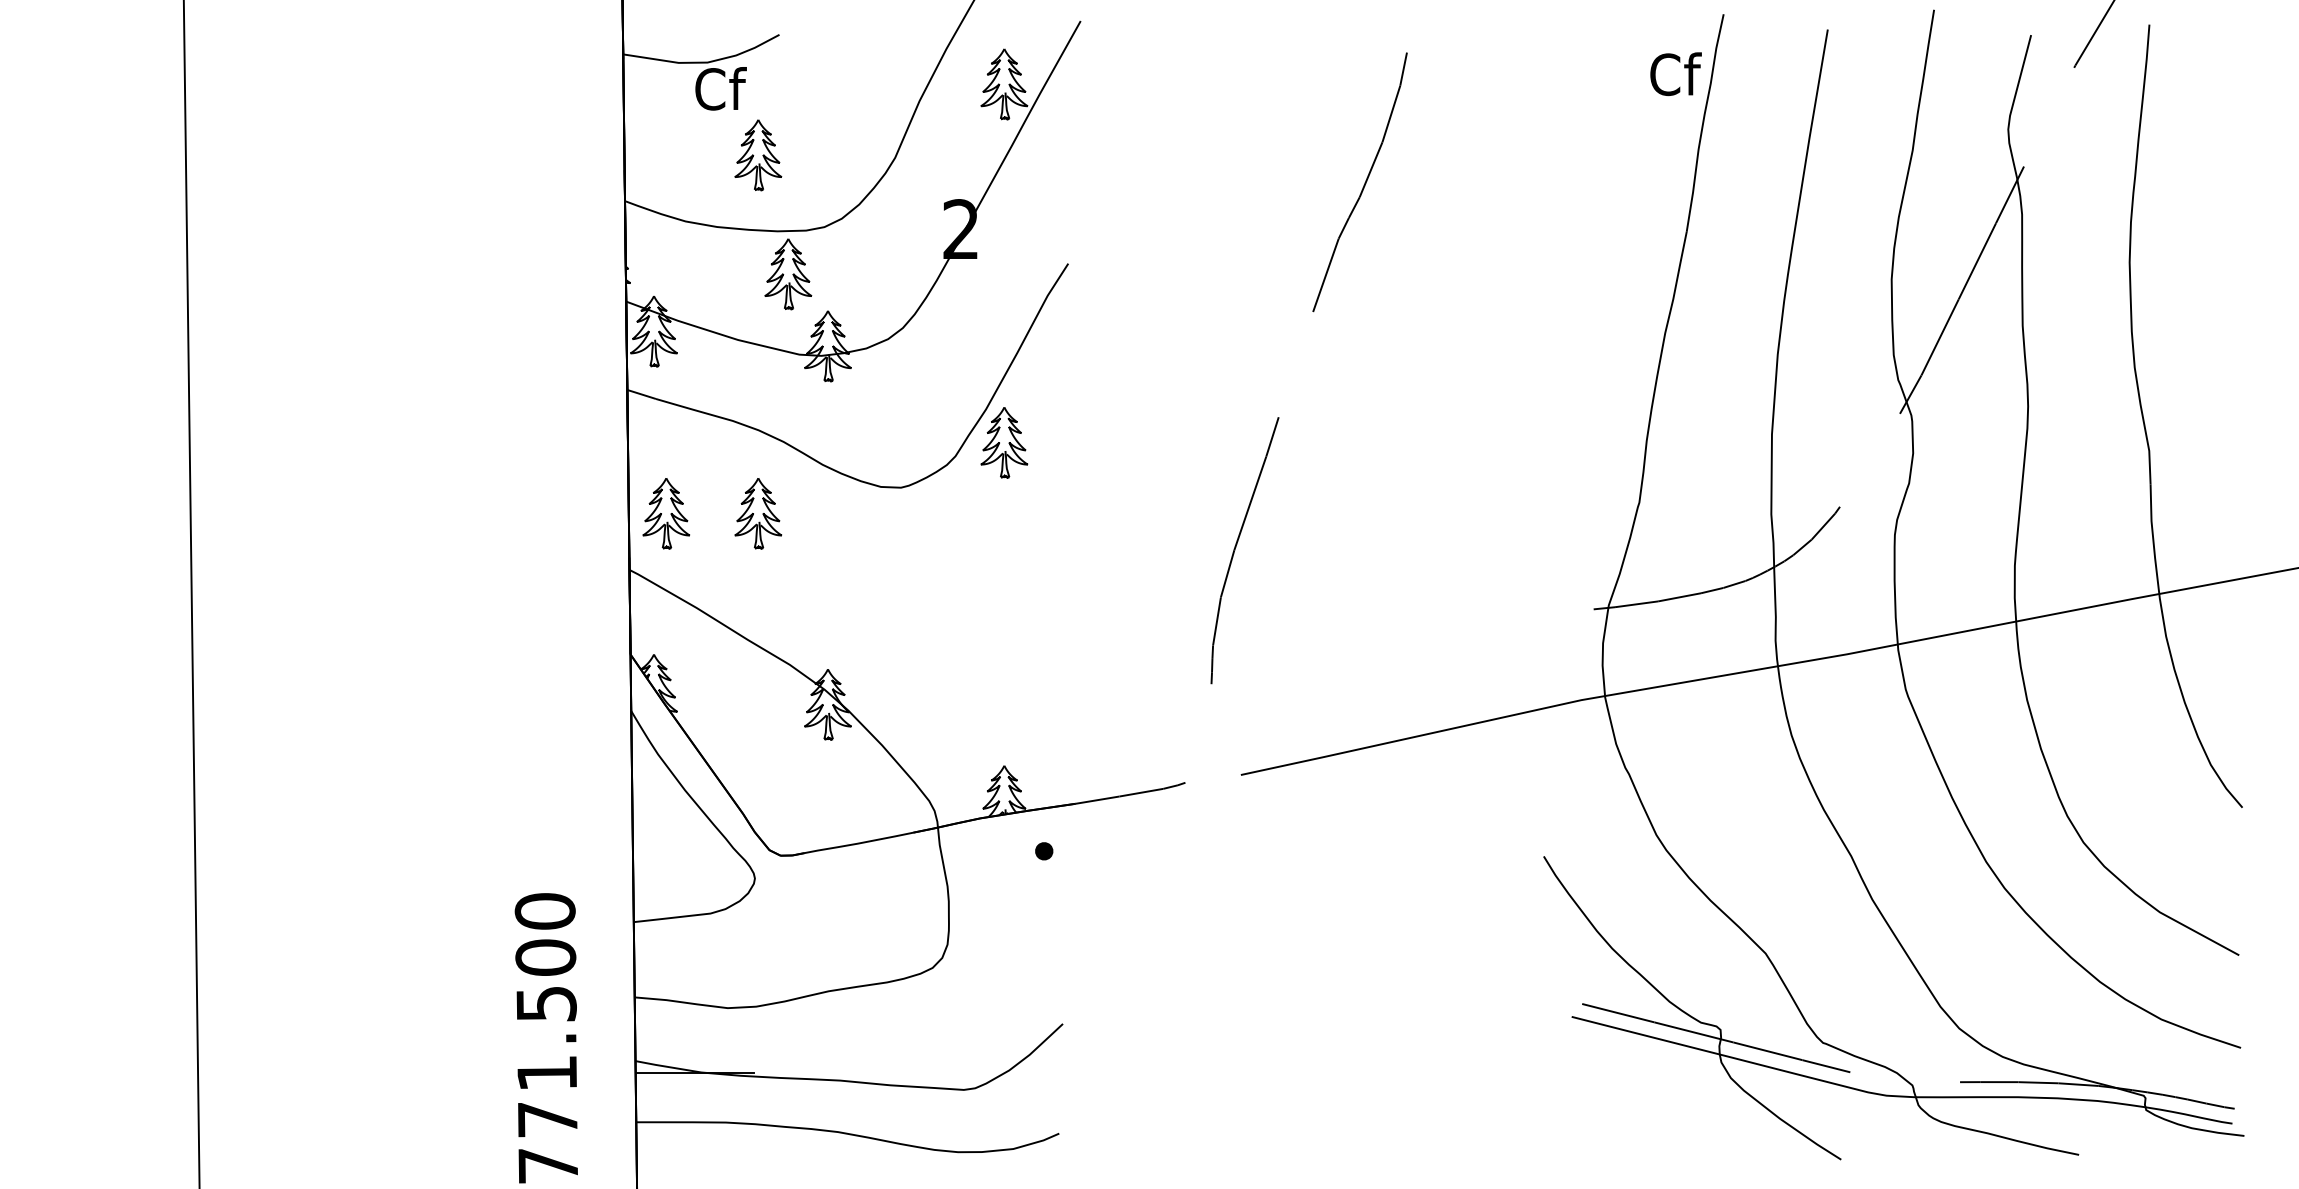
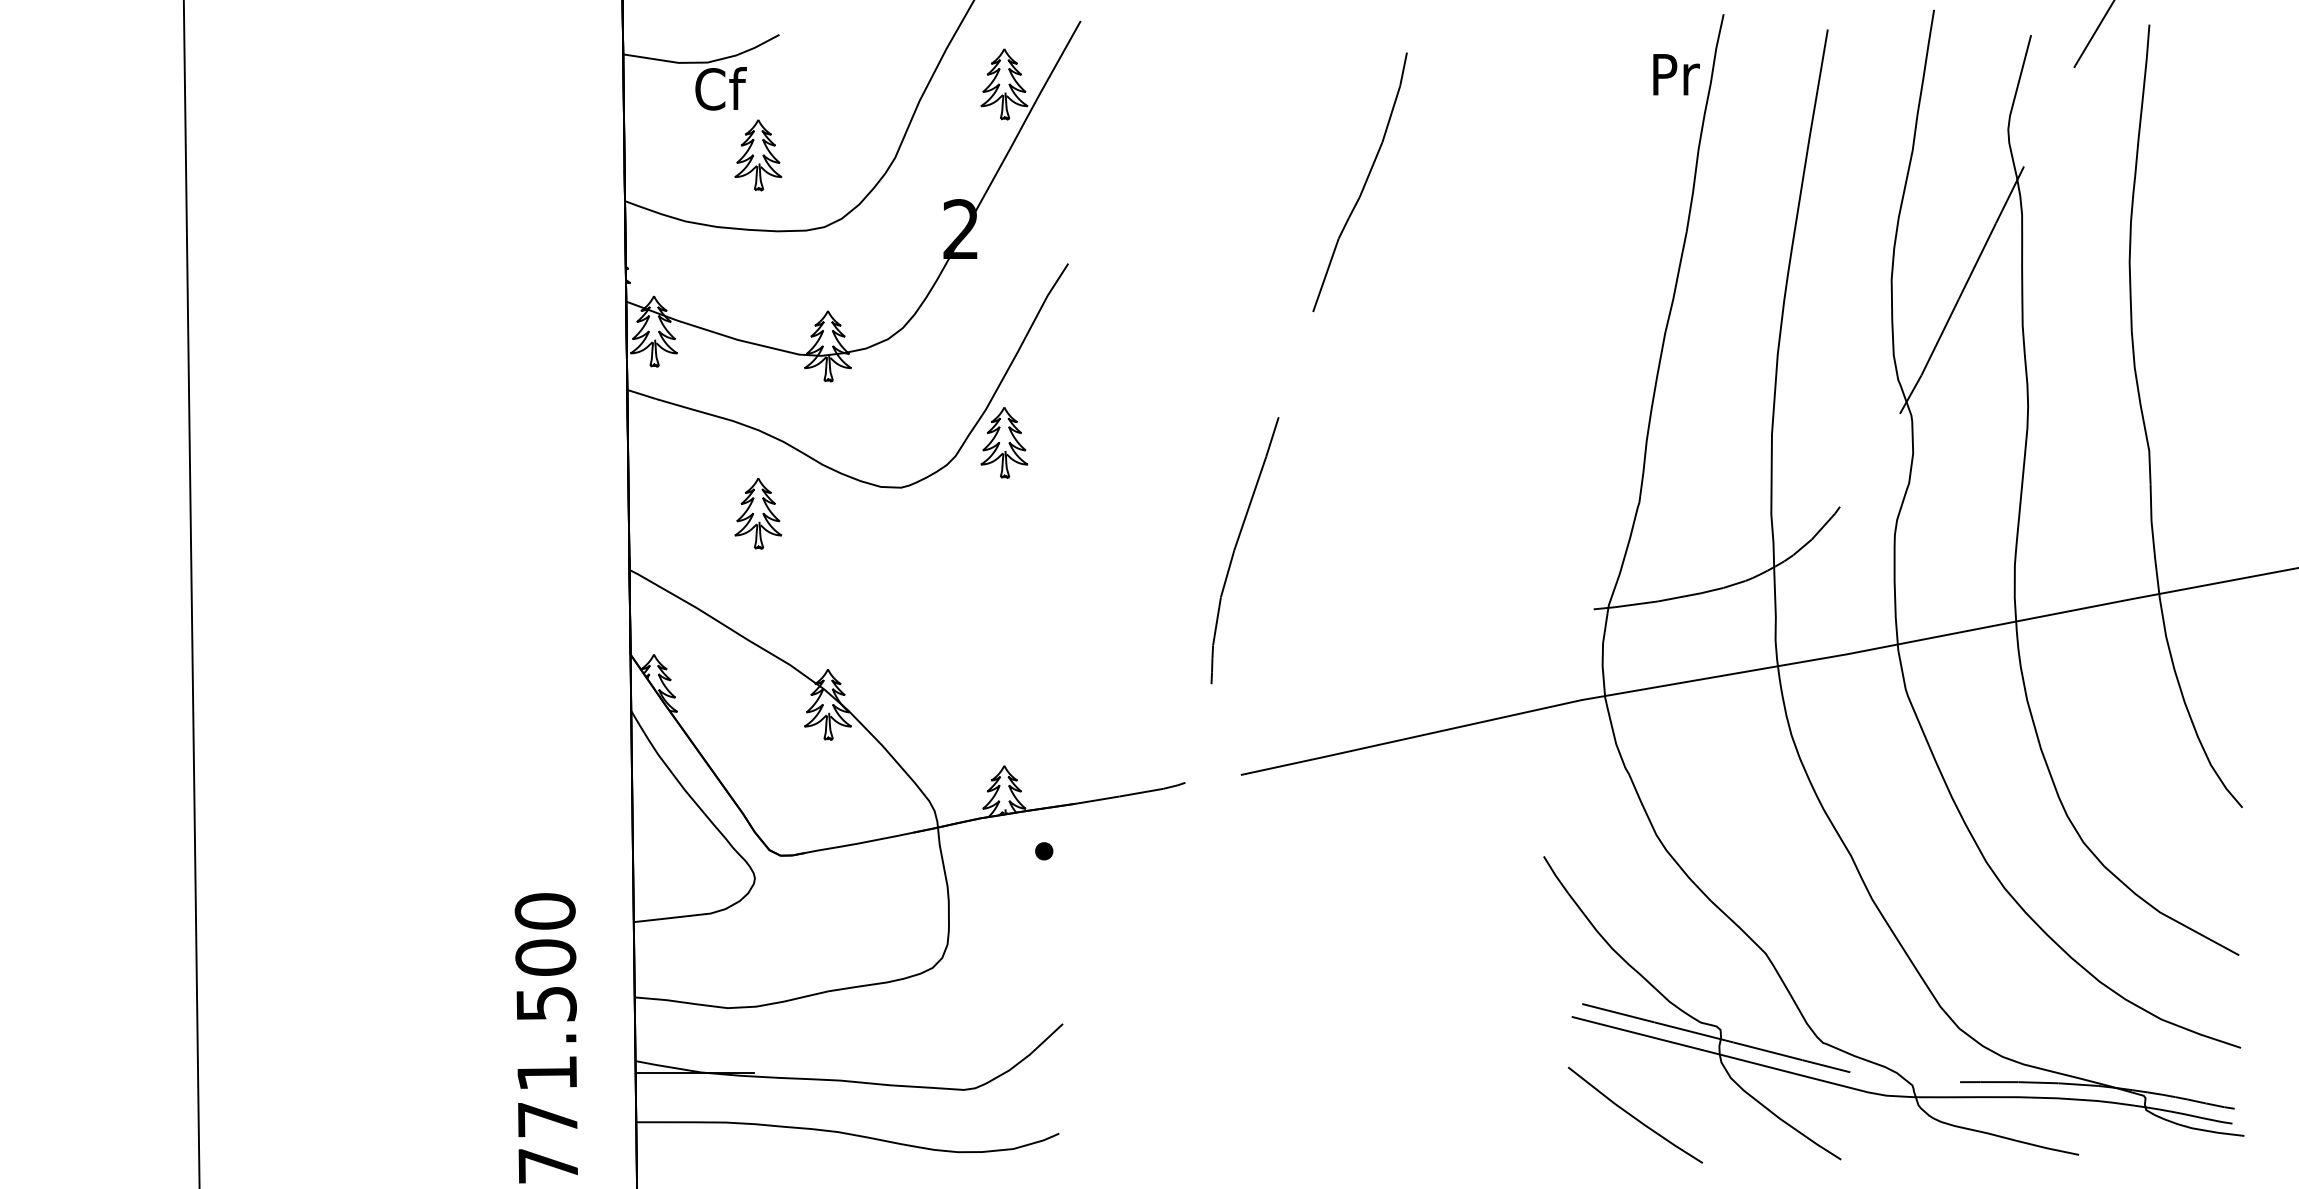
text: Cf -> Pr (1675, 74)
part: present -> none (788, 274)
part: present -> none (666, 513)
line: none -> present (1633, 1115)
